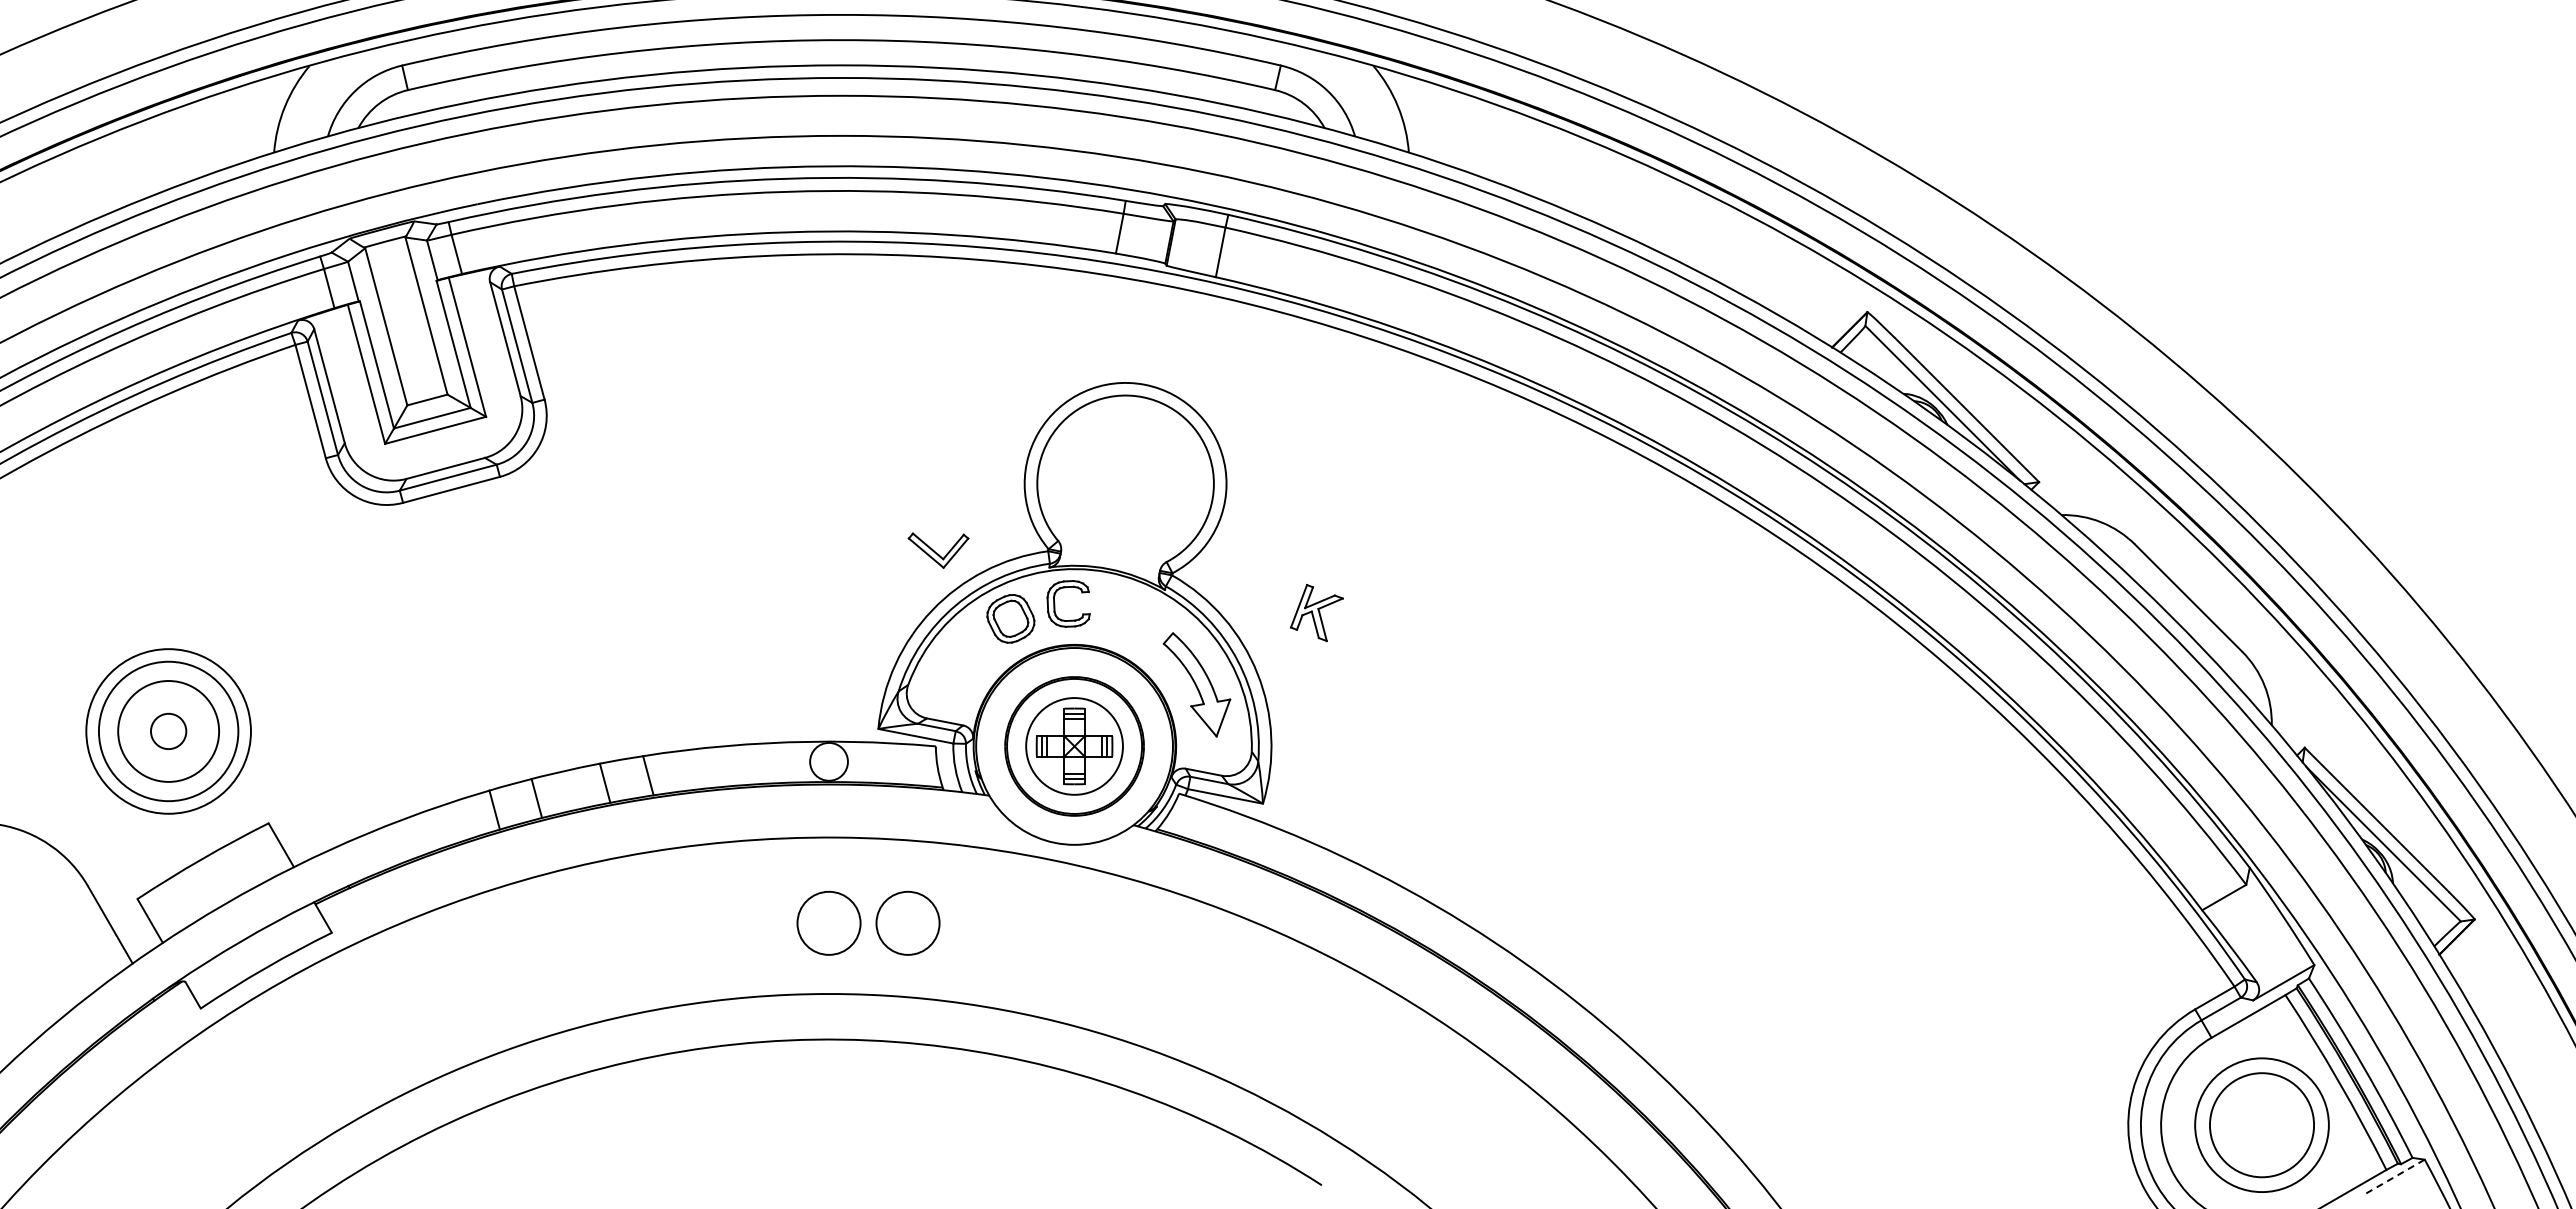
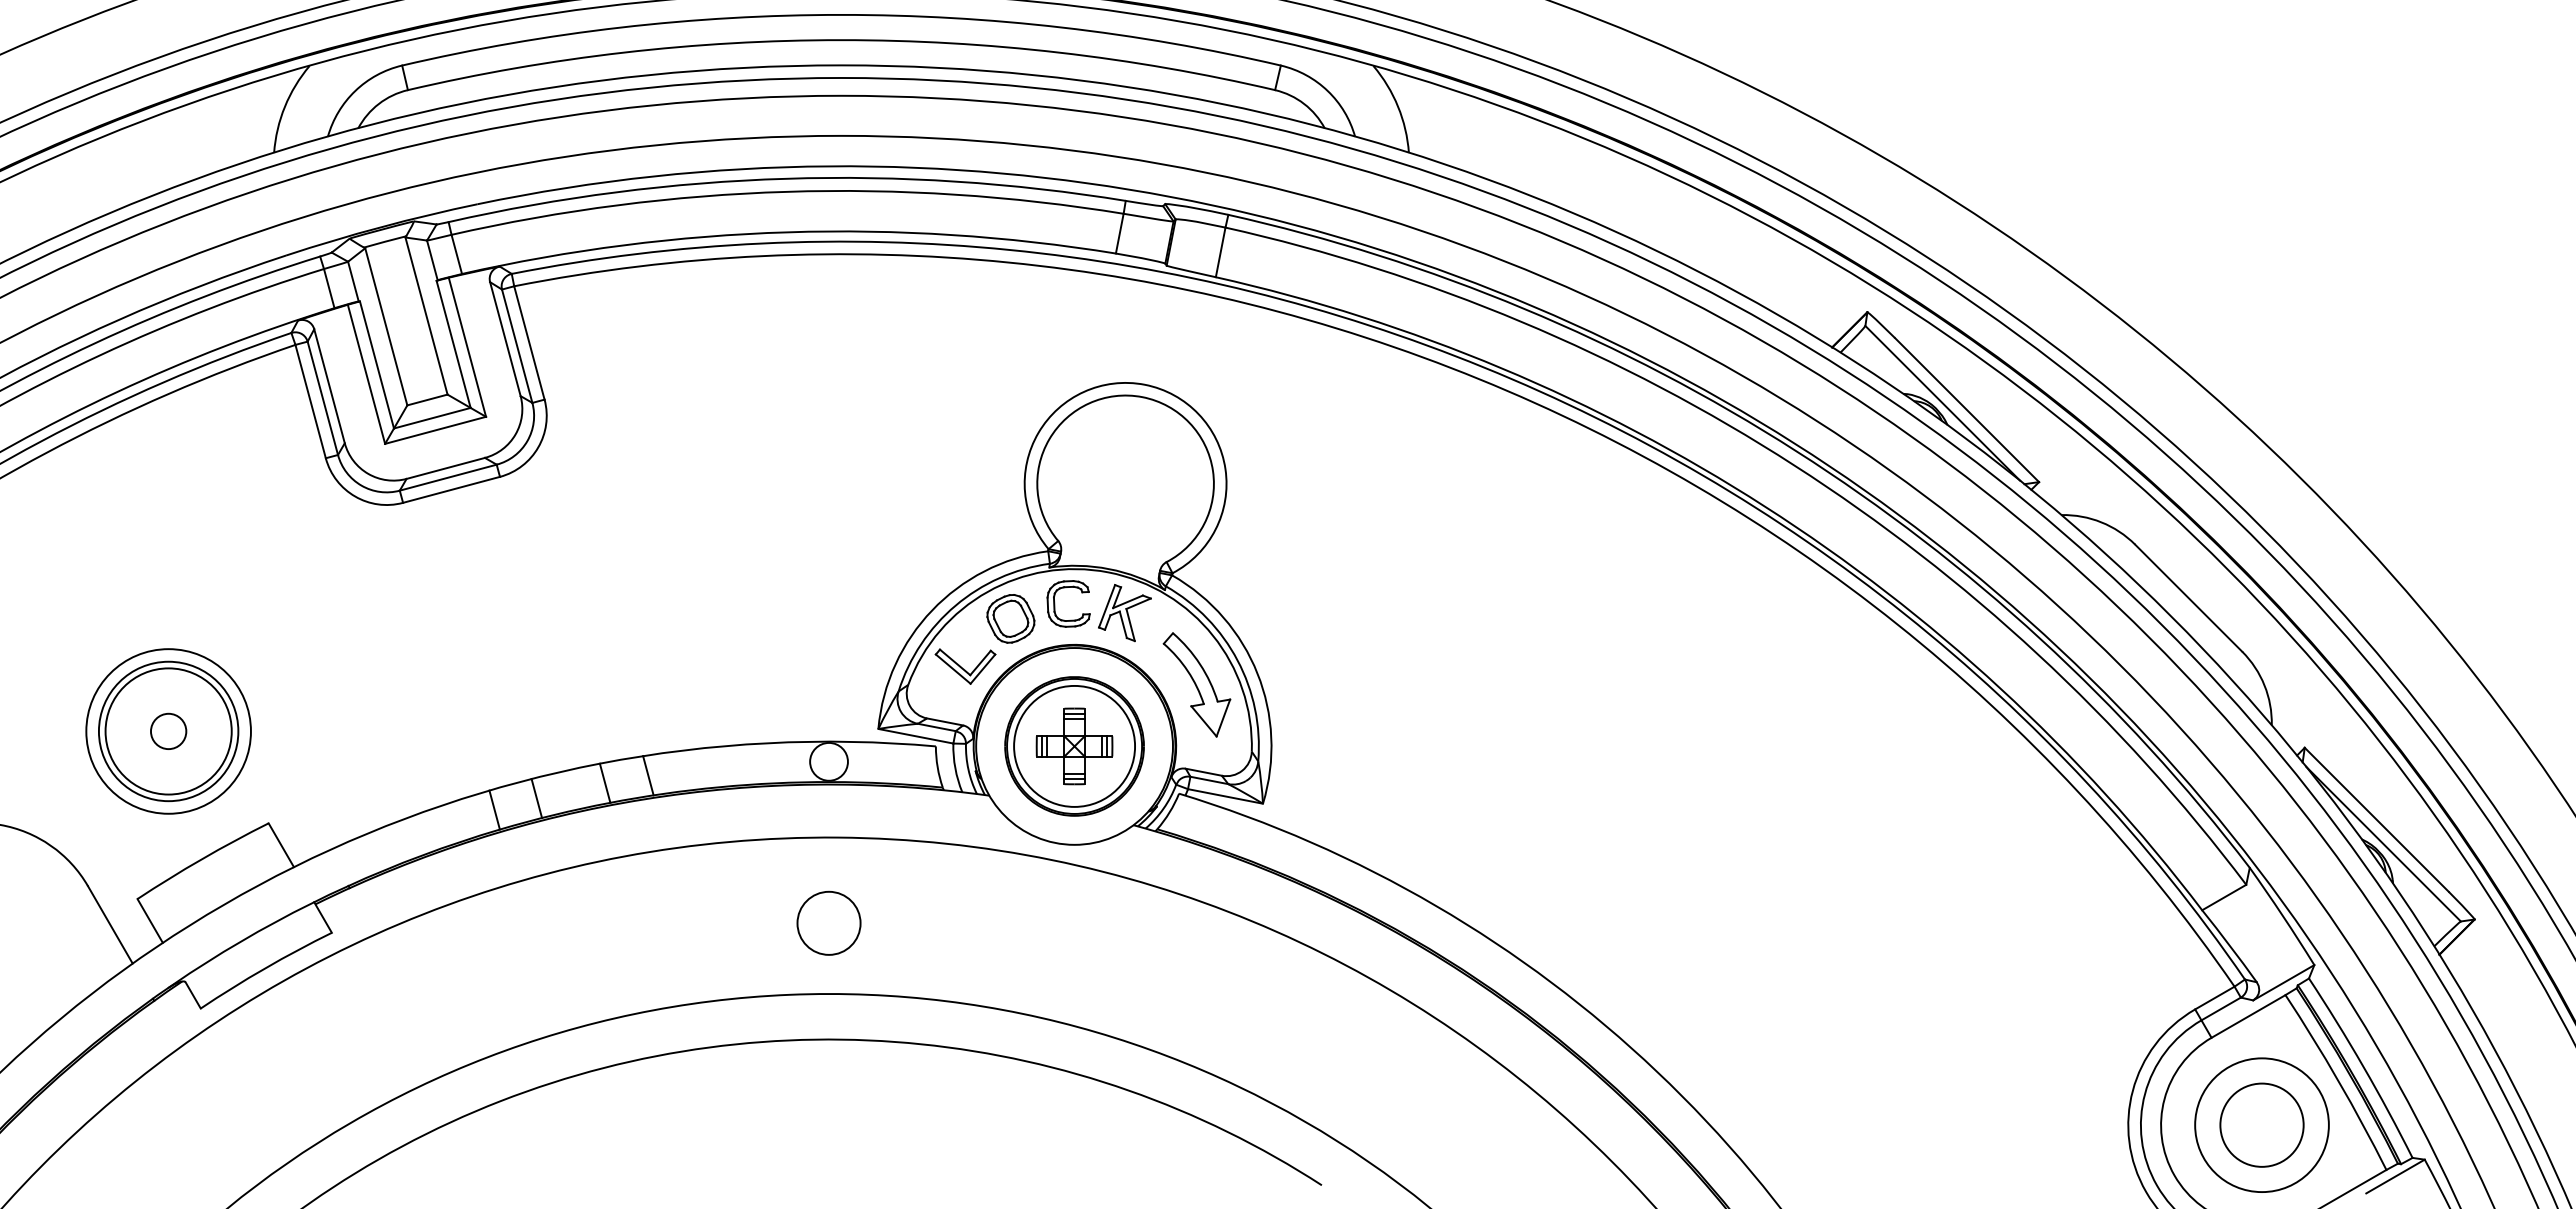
part position: (938, 550) -> (965, 666) (965, 666)
part position: (1316, 613) -> (1124, 613) (1124, 613)
circle diameter: 101 px -> 126 px (168, 731)
circle diameter: 97 px -> 121 px (1074, 745)
circle: present -> none (907, 922)
circle diameter: 104 px -> 83 px (2261, 1124)
line: dashed -> solid (2395, 1176)
